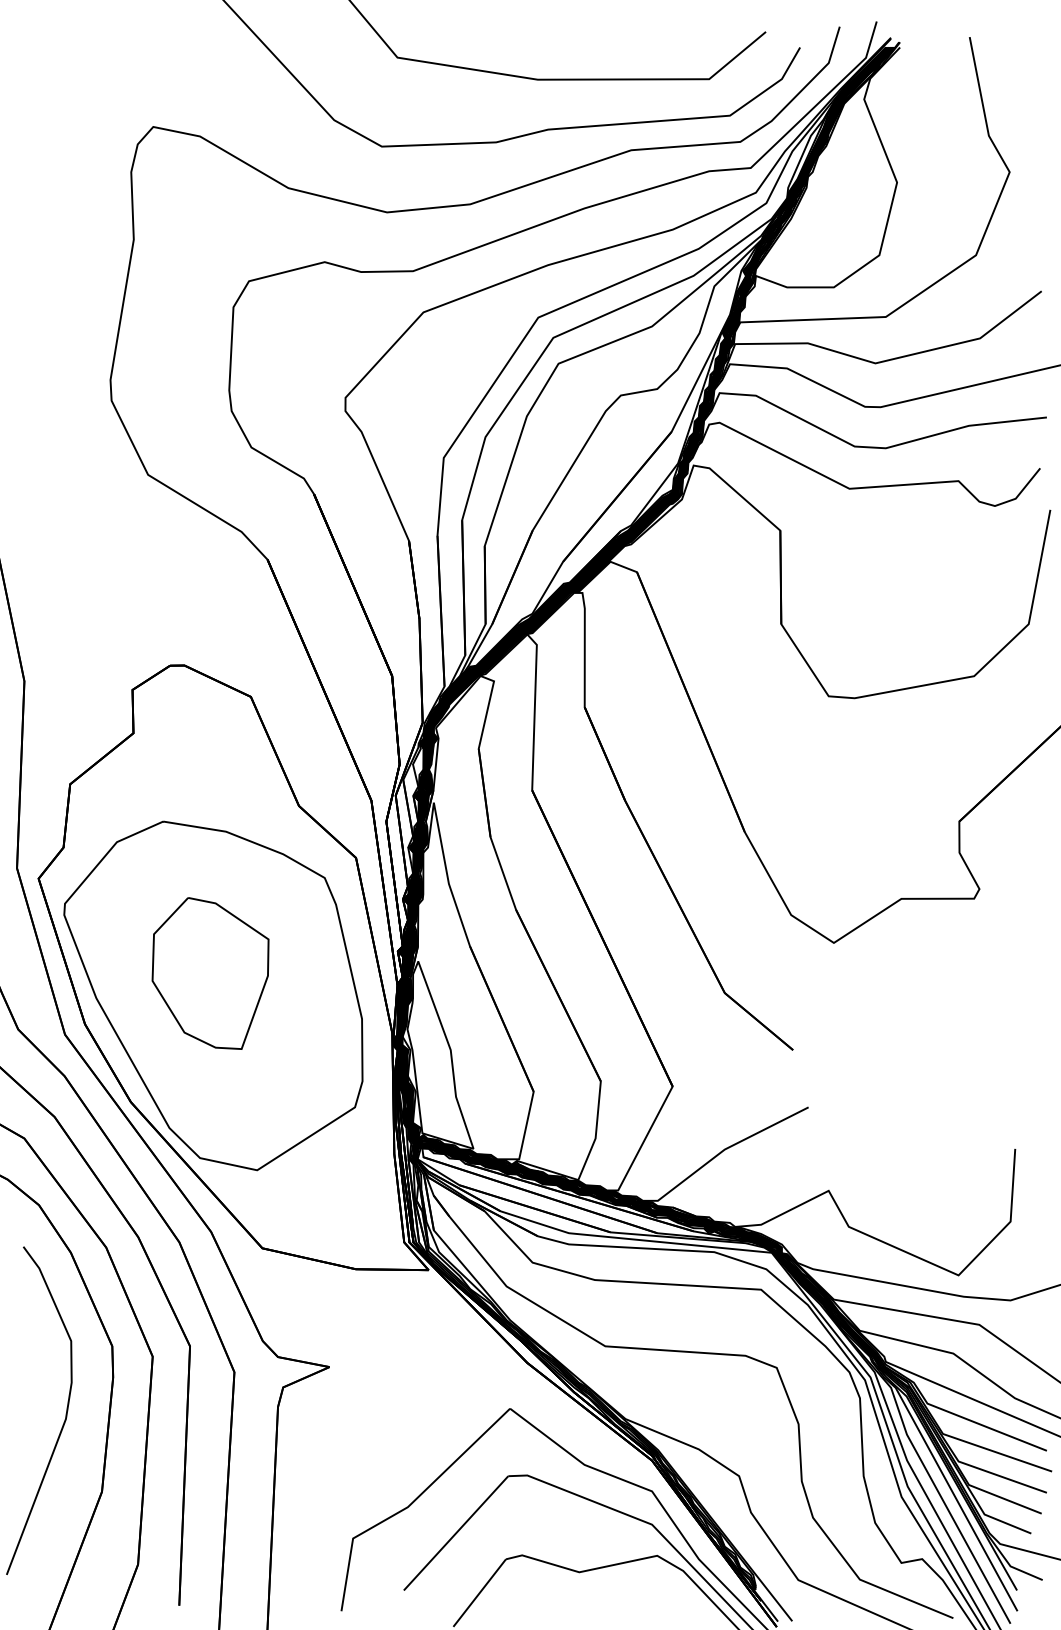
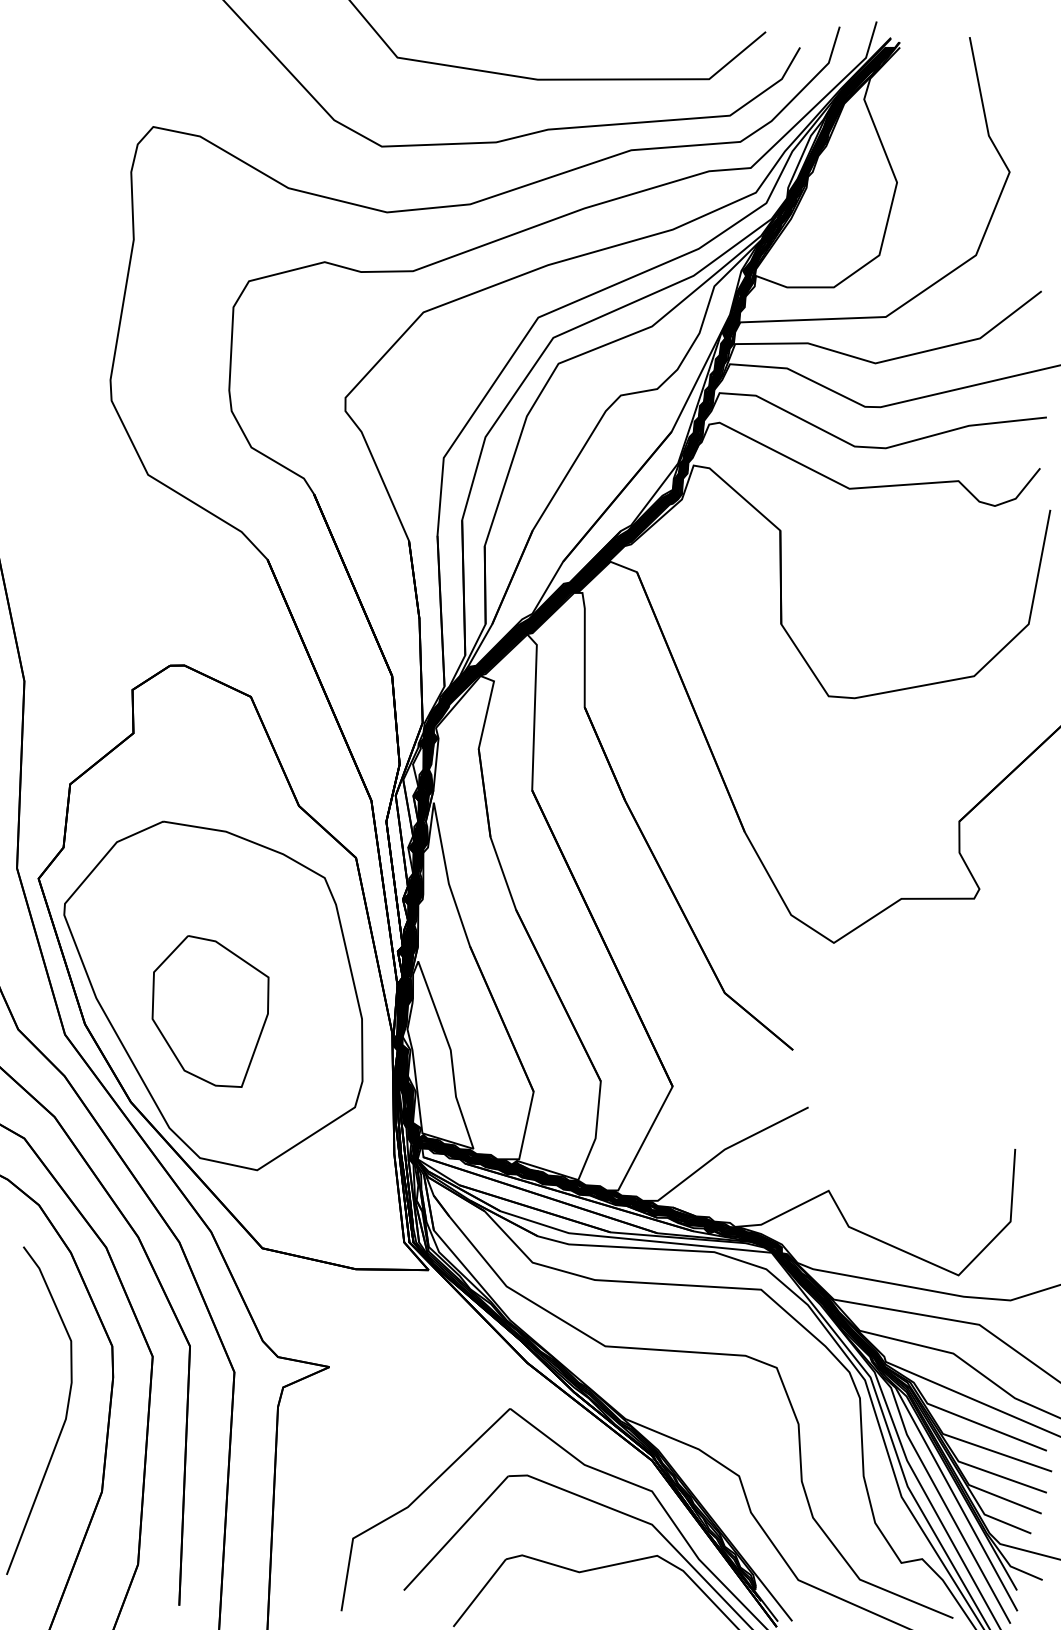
part position: (210, 973) -> (210, 1011) (210, 1011)
